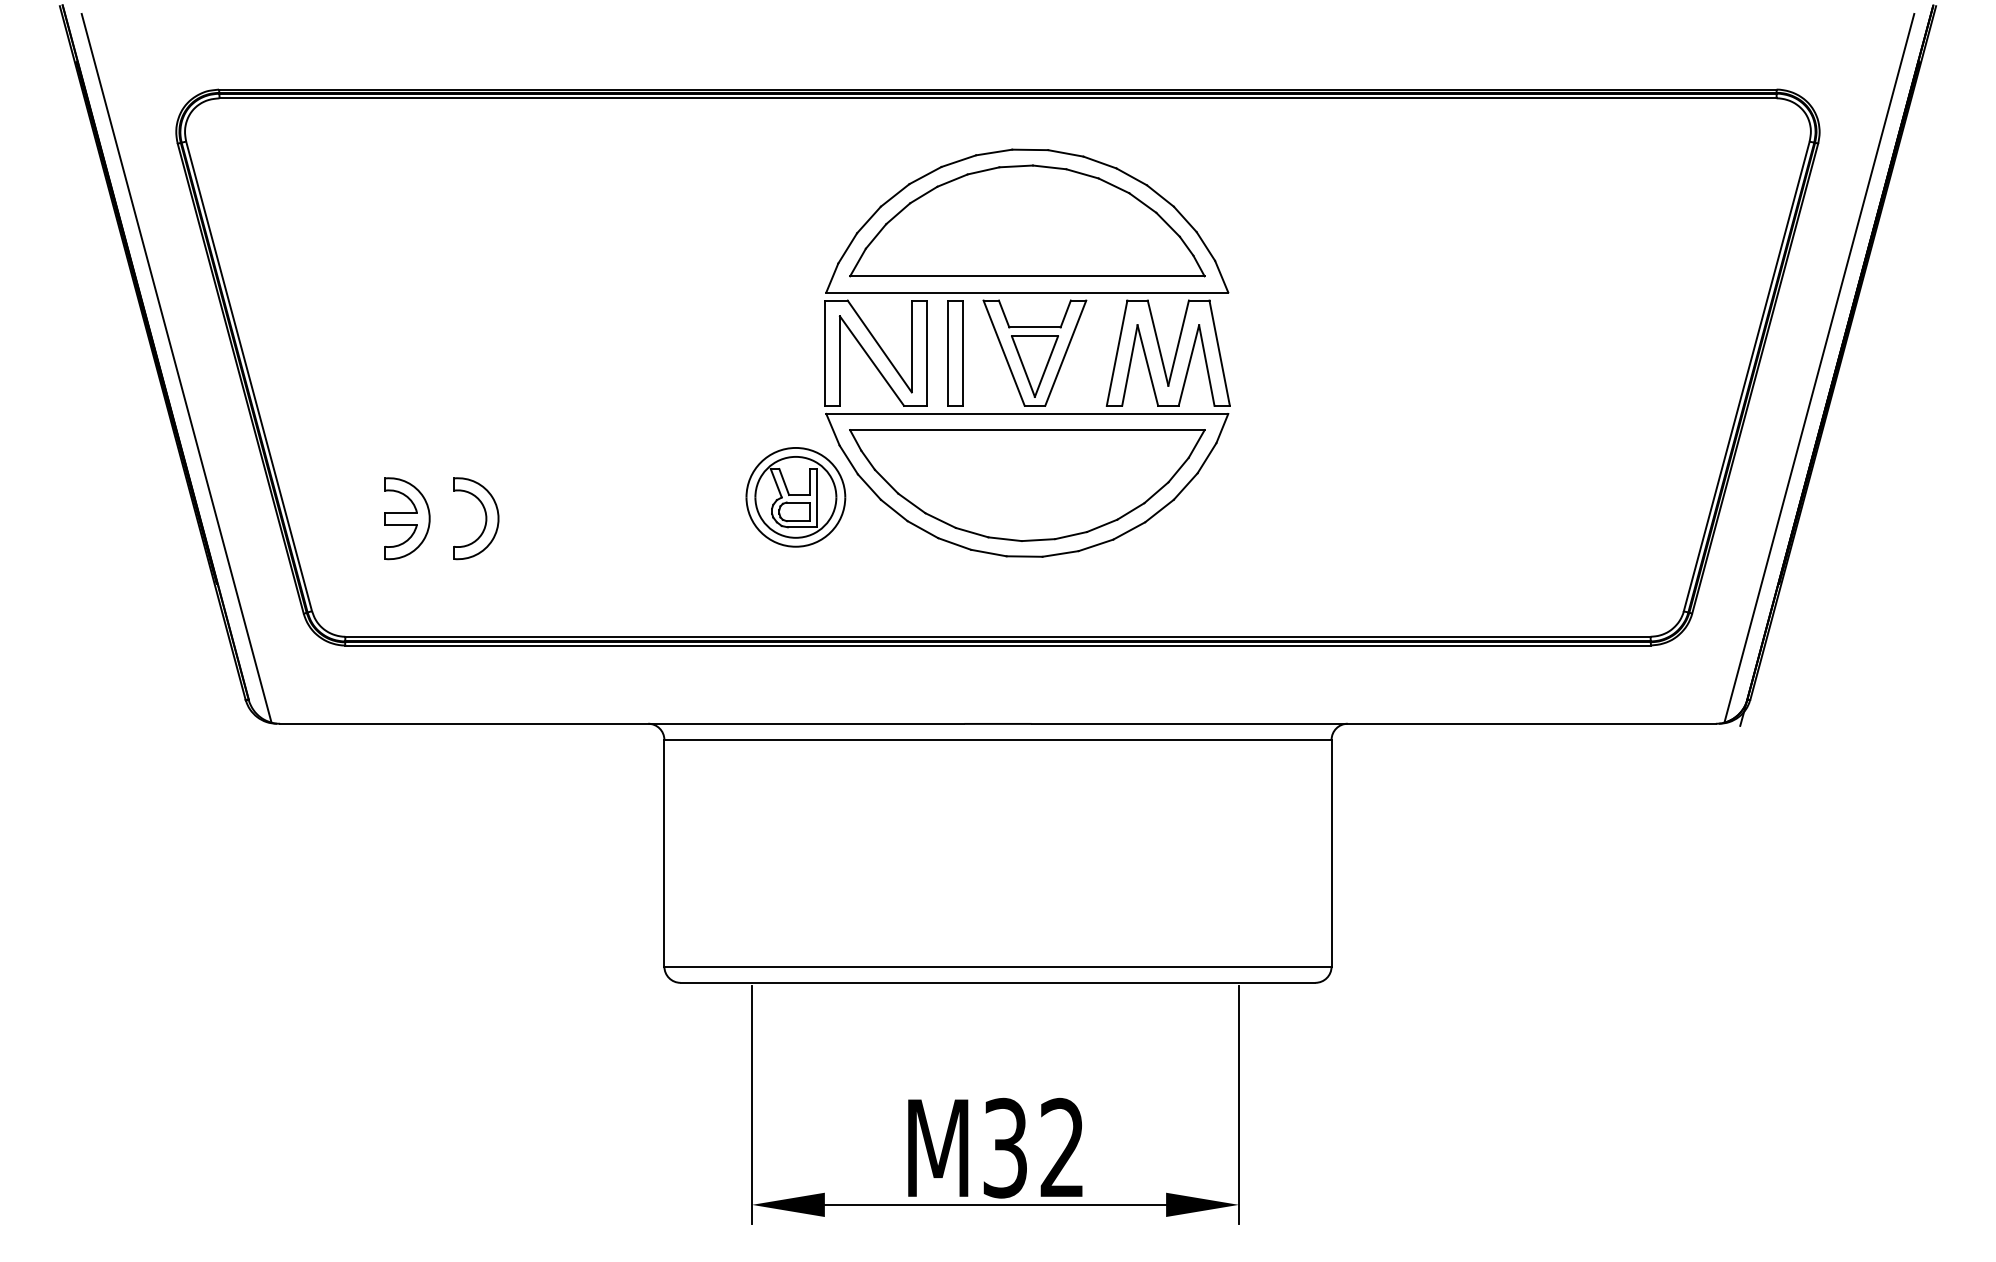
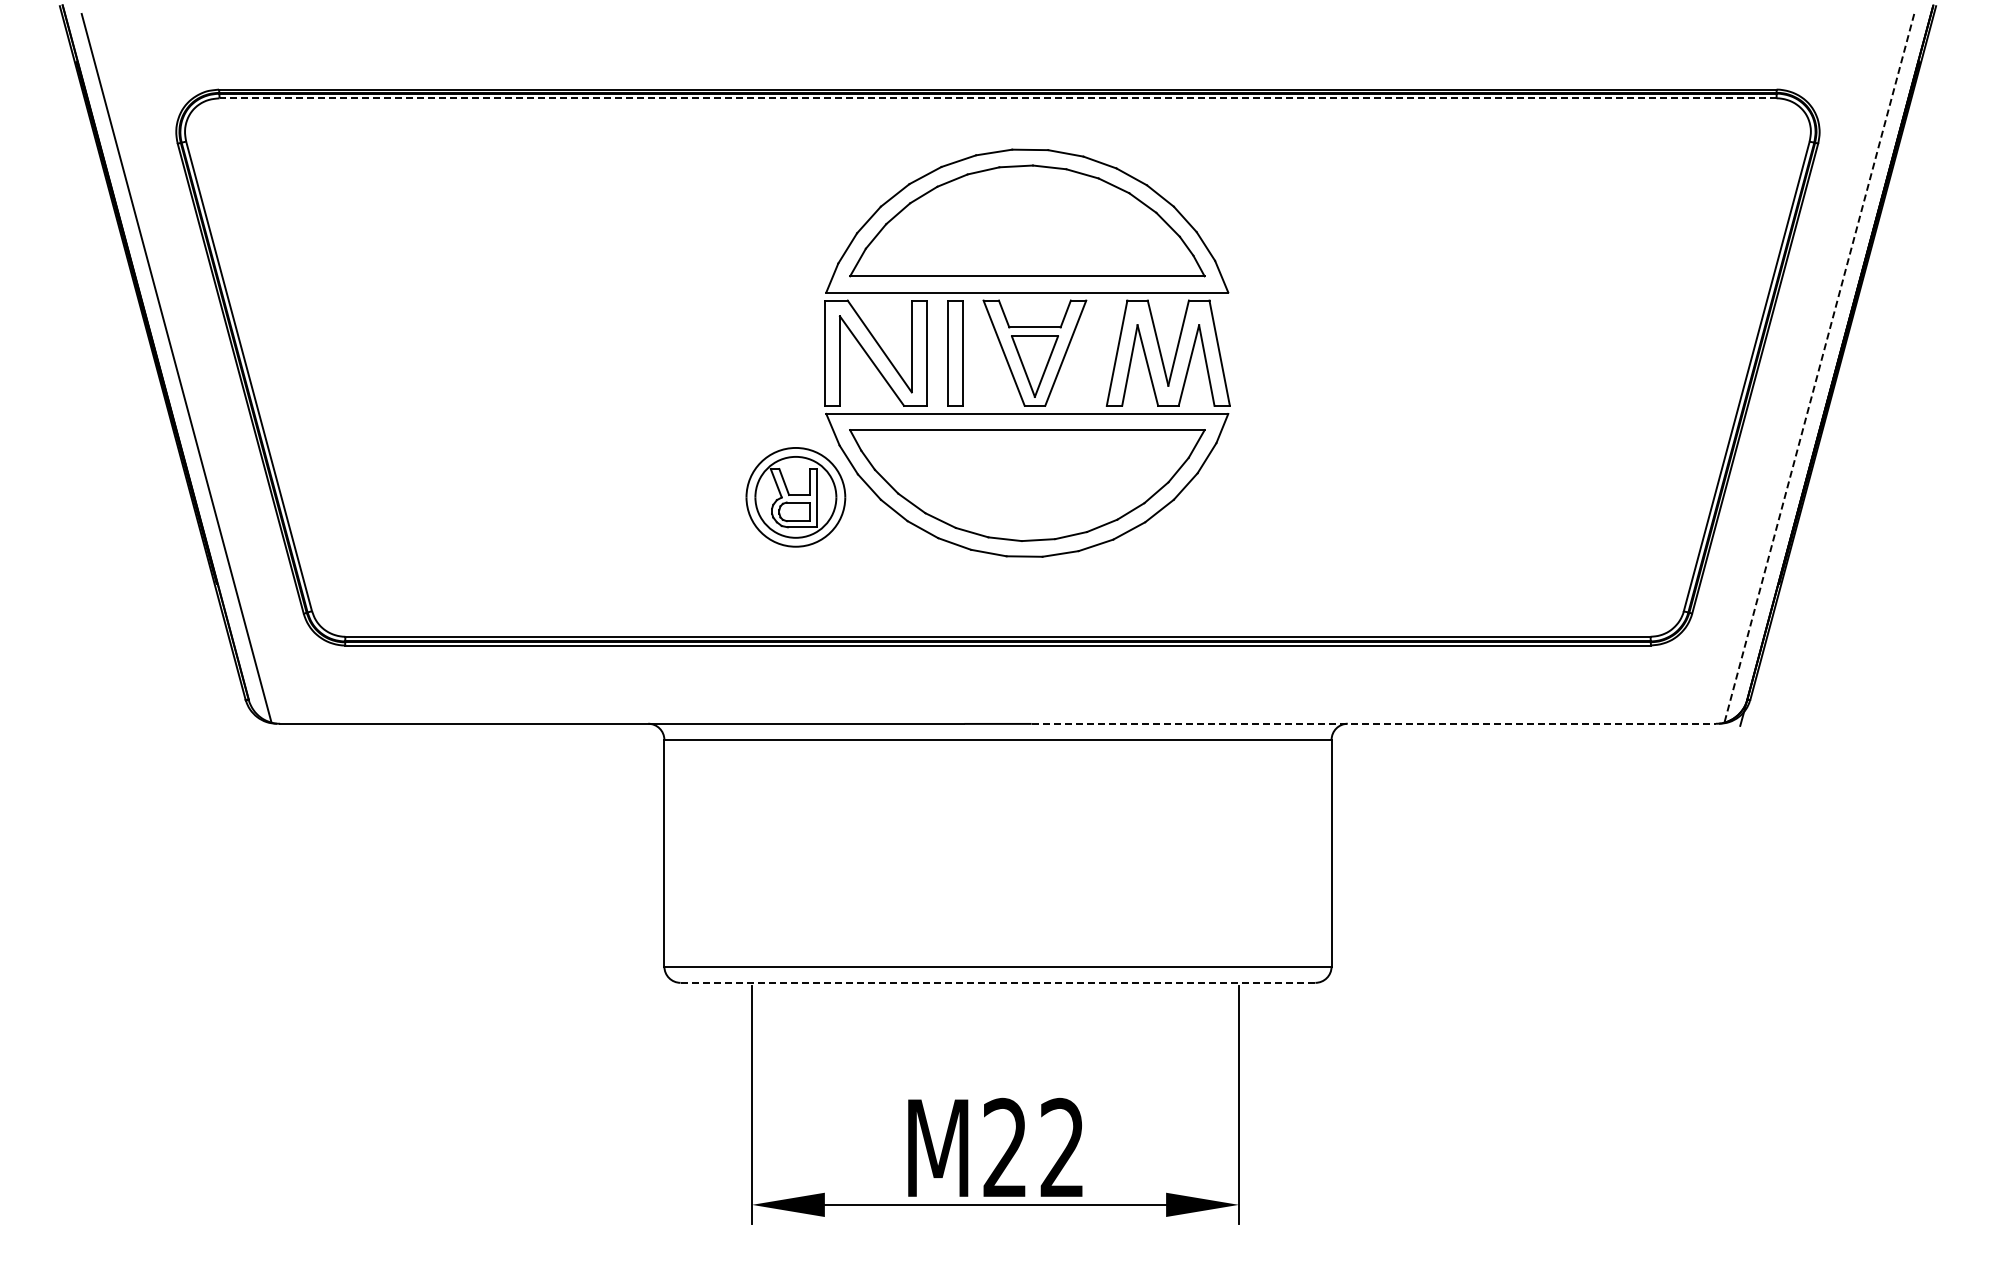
line: solid -> dashed (998, 98)
line: solid -> dashed (1819, 368)
part: present -> none (407, 518)
part: present -> none (485, 518)
line: solid -> dashed (1374, 723)
line: solid -> dashed (997, 982)
text: M32 -> M22 (1004, 1148)
